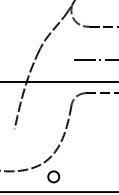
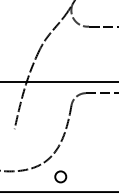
line: present -> none (94, 59)
circle position: (53, 176) -> (60, 176) (60, 176)
